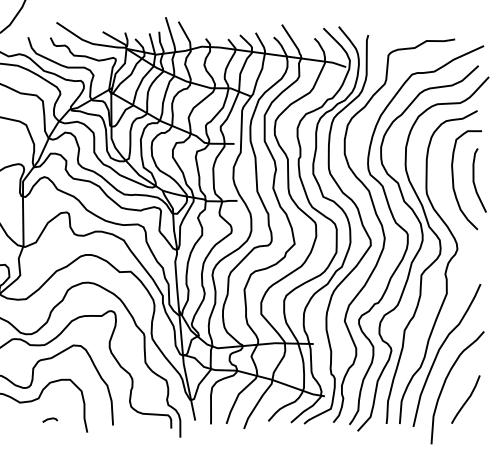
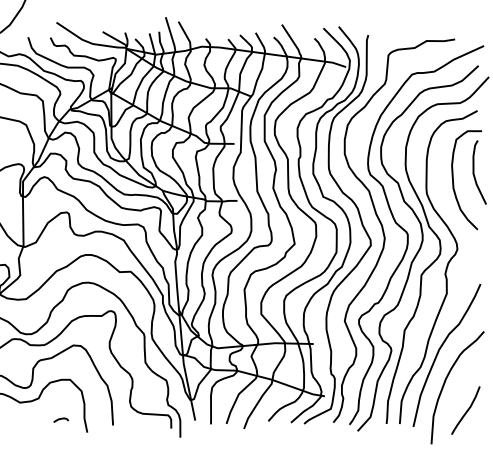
curve position: (474, 180) -> (474, 172) (474, 172)
curve position: (466, 399) -> (466, 410) (466, 410)
line position: (50, 419) -> (61, 419) (61, 419)
